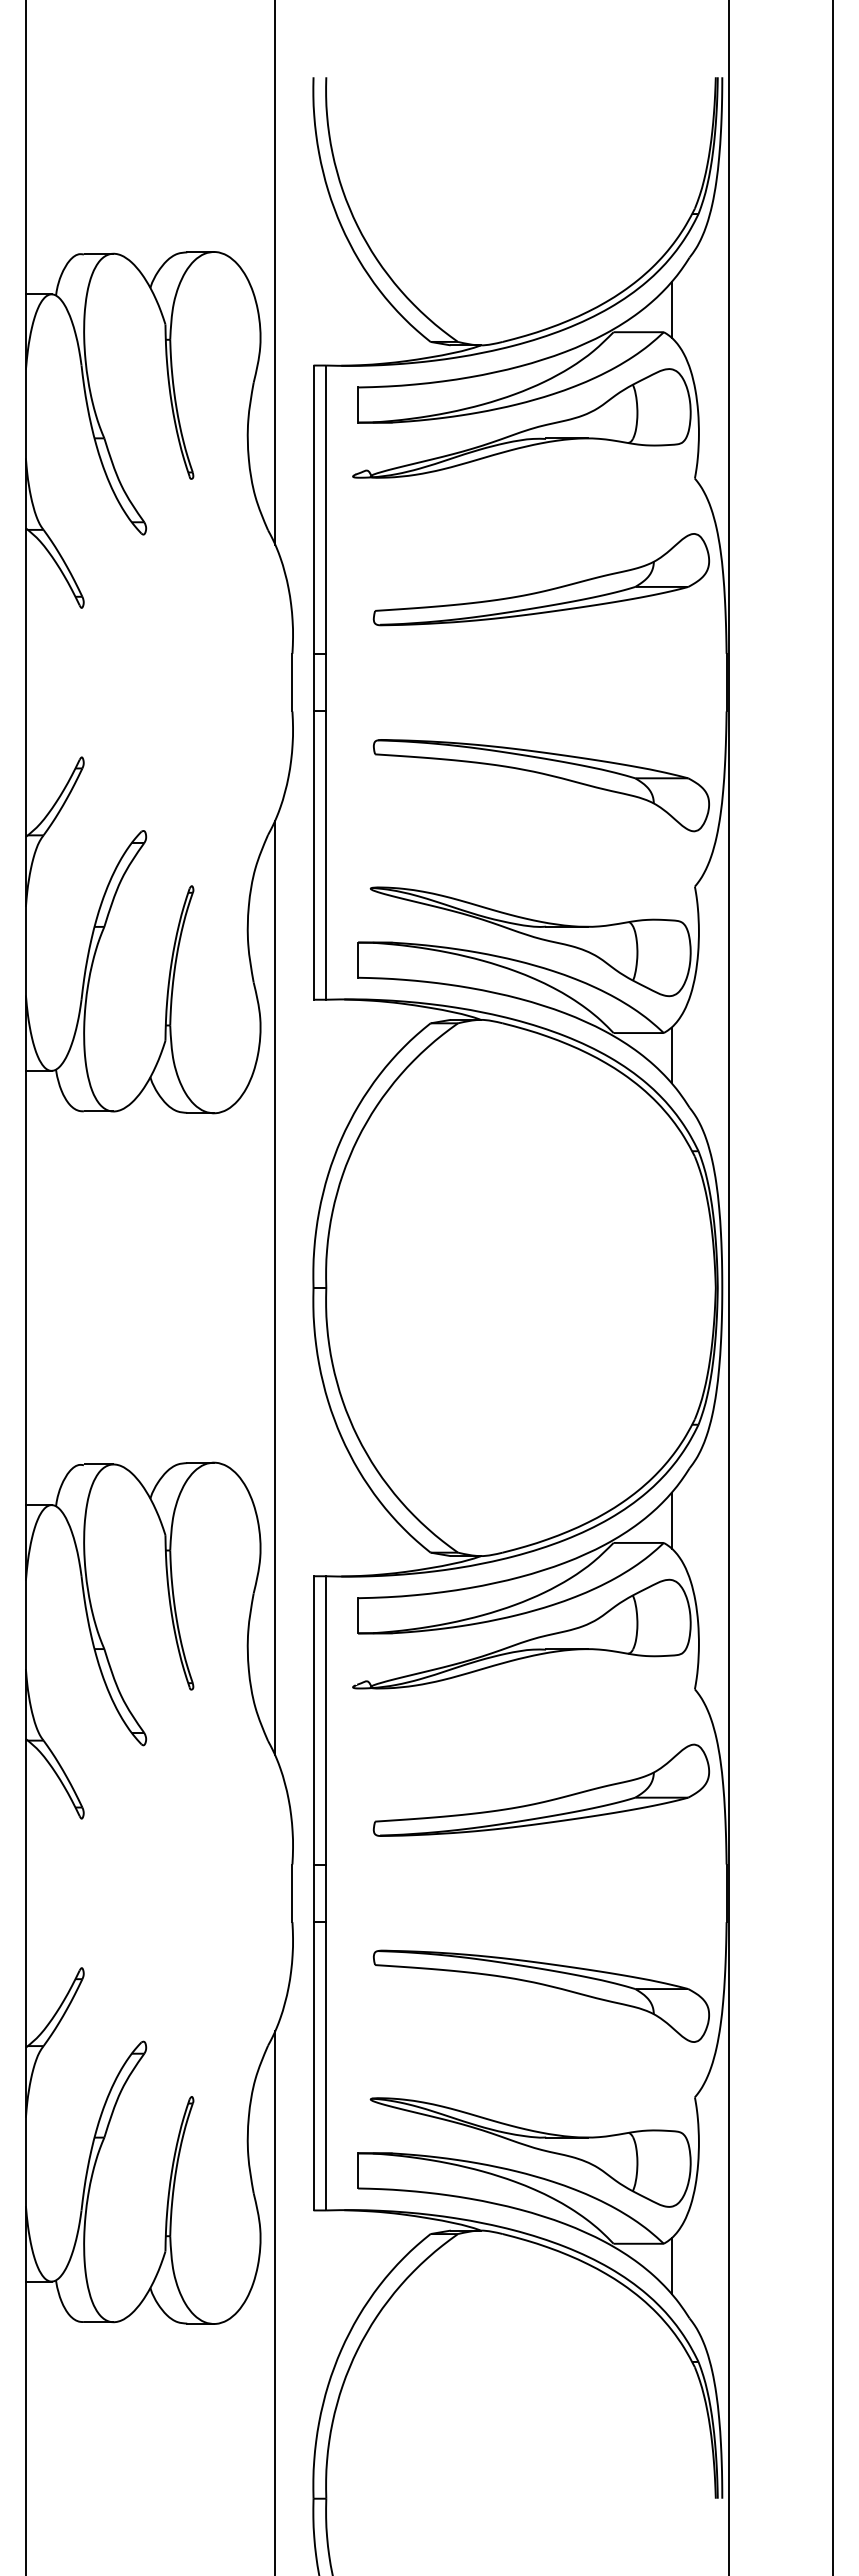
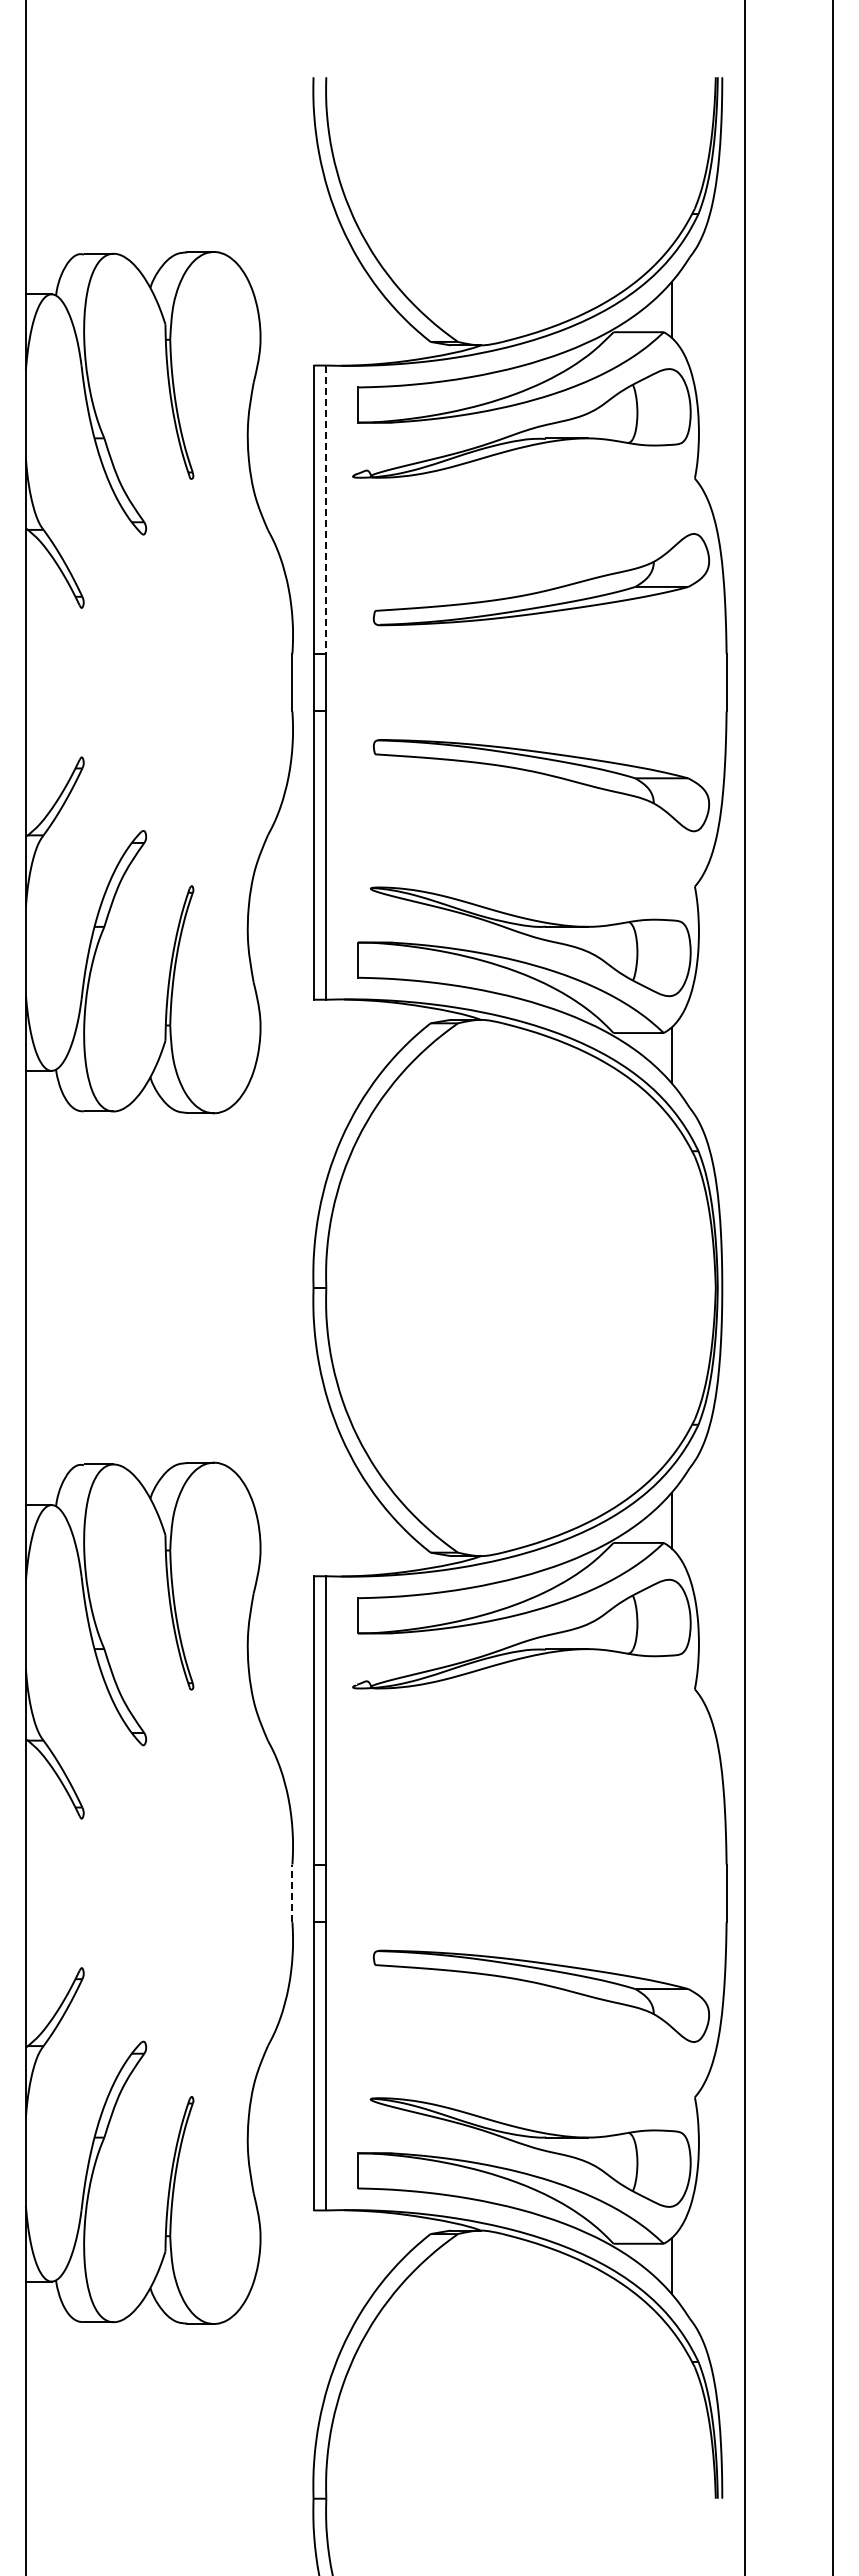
line: present -> none (275, 273)
line: solid -> dashed (326, 510)
line: present -> none (275, 1287)
line position: (729, 1287) -> (745, 1287) (745, 1287)
part: present -> none (545, 1800)
line: solid -> dashed (292, 1893)
line: present -> none (275, 2301)
